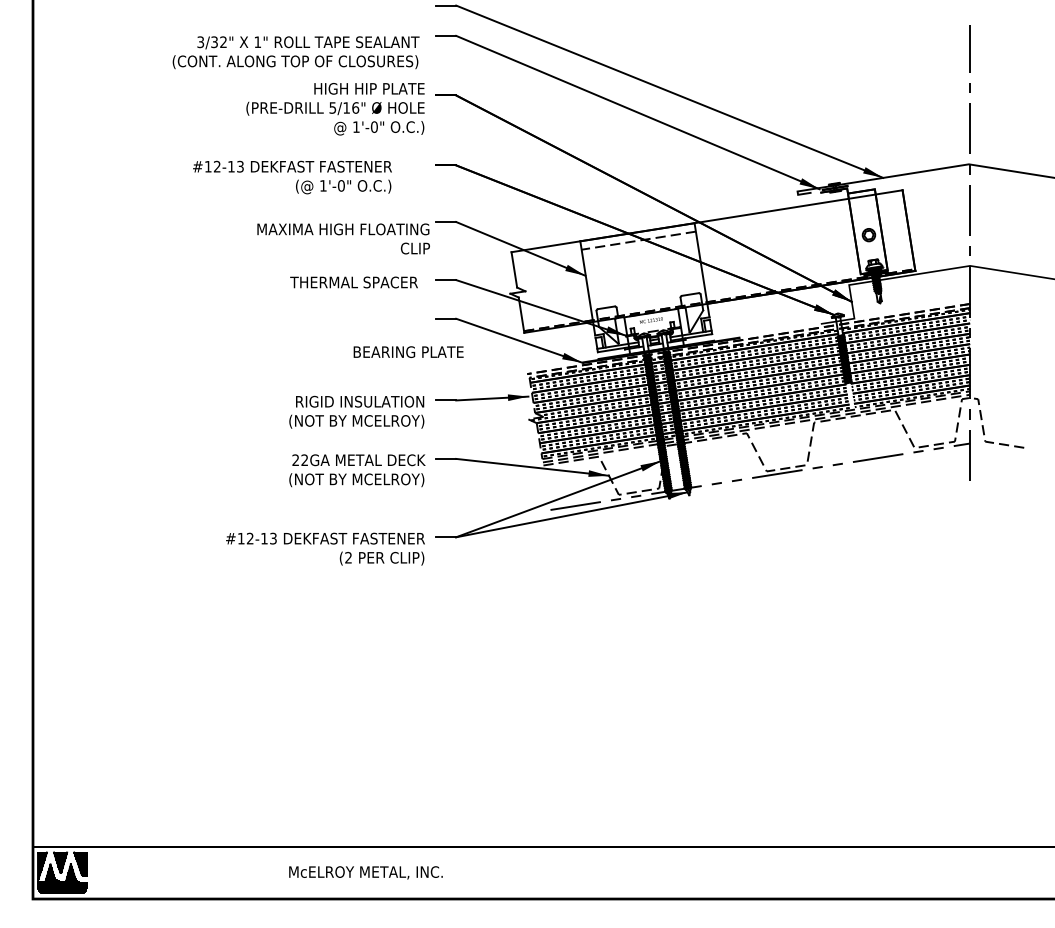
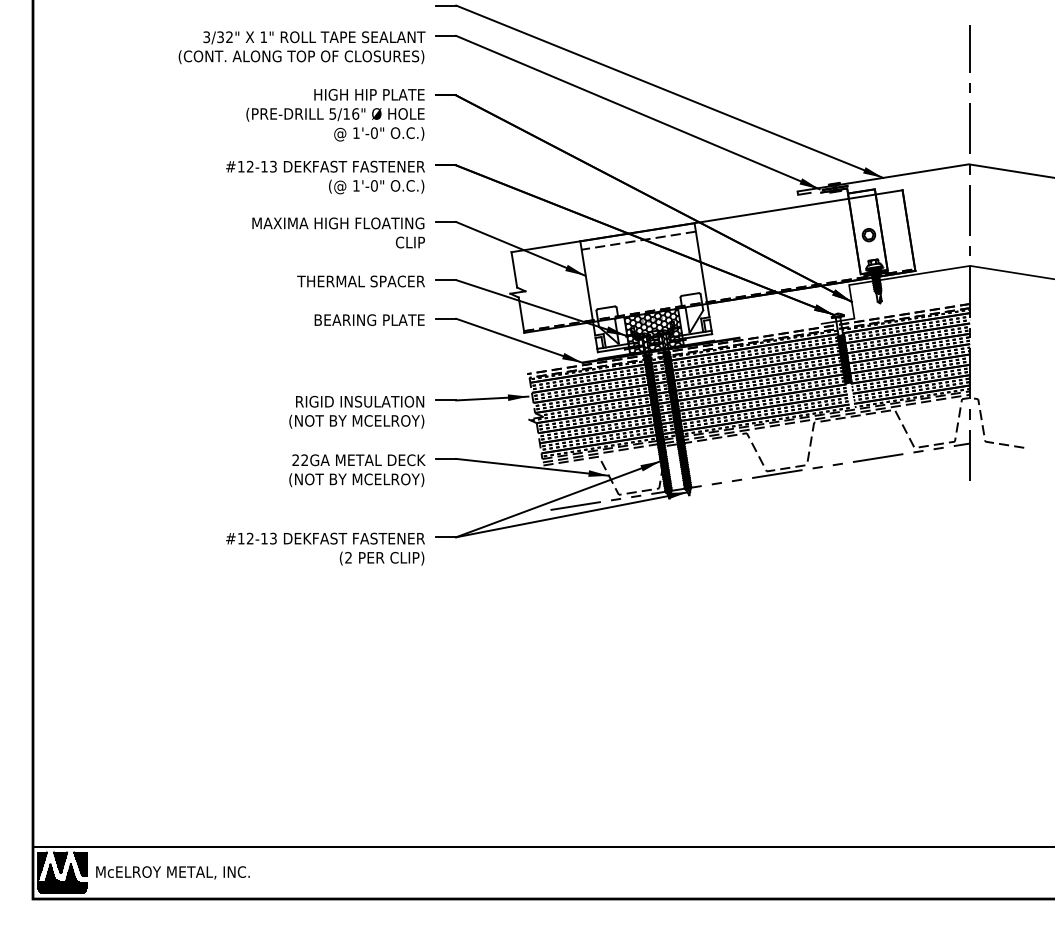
text position: (295, 52) -> (301, 47) (301, 47)
text position: (335, 109) -> (335, 115) (335, 115)
text position: (292, 177) -> (325, 177) (325, 177)
text position: (343, 238) -> (338, 232) (338, 232)
text position: (353, 282) -> (360, 281) (360, 281)
hatch: none -> present (653, 331)
text position: (408, 351) -> (369, 319) (369, 319)
text position: (365, 872) -> (172, 872) (172, 872)
